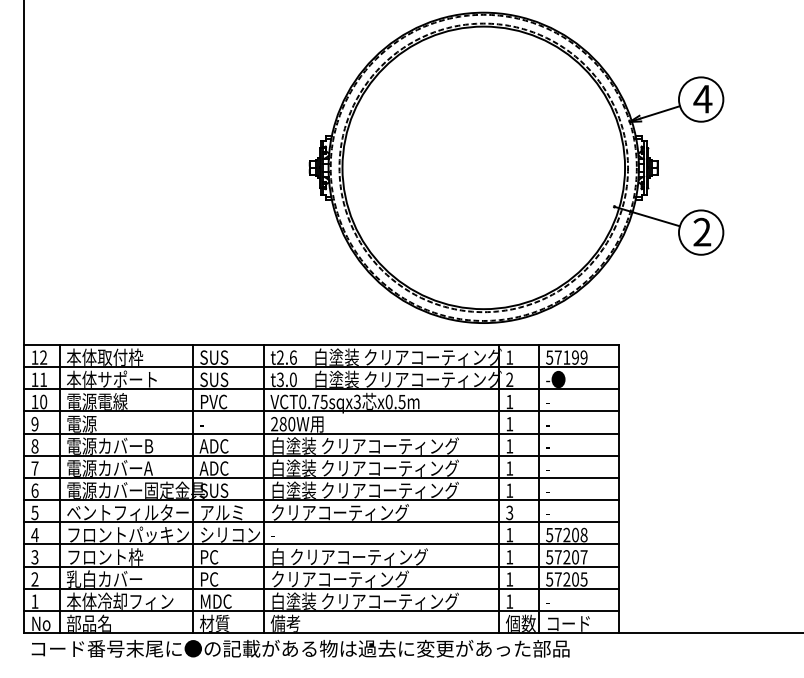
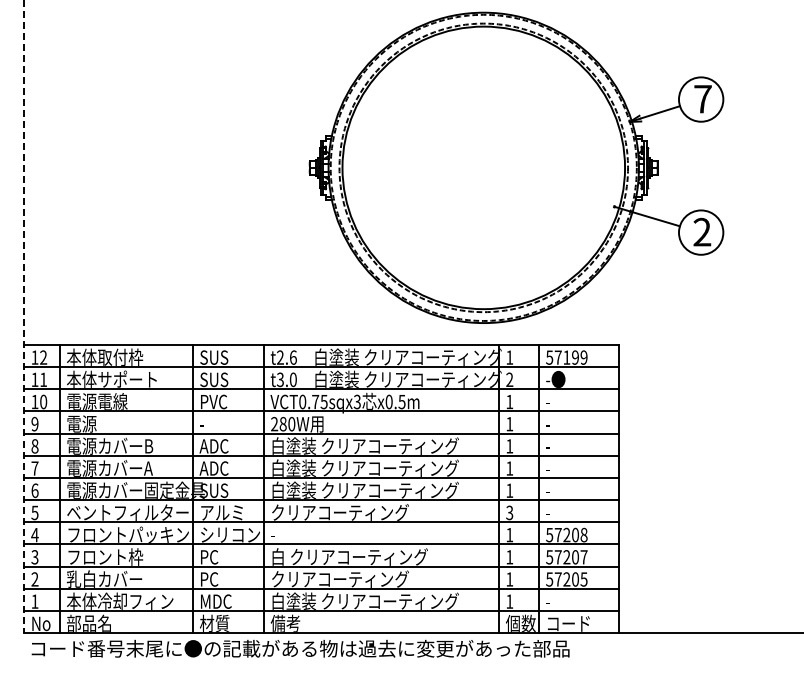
text: 4 -> 7 (702, 99)
line: solid -> dashed (24, 317)
